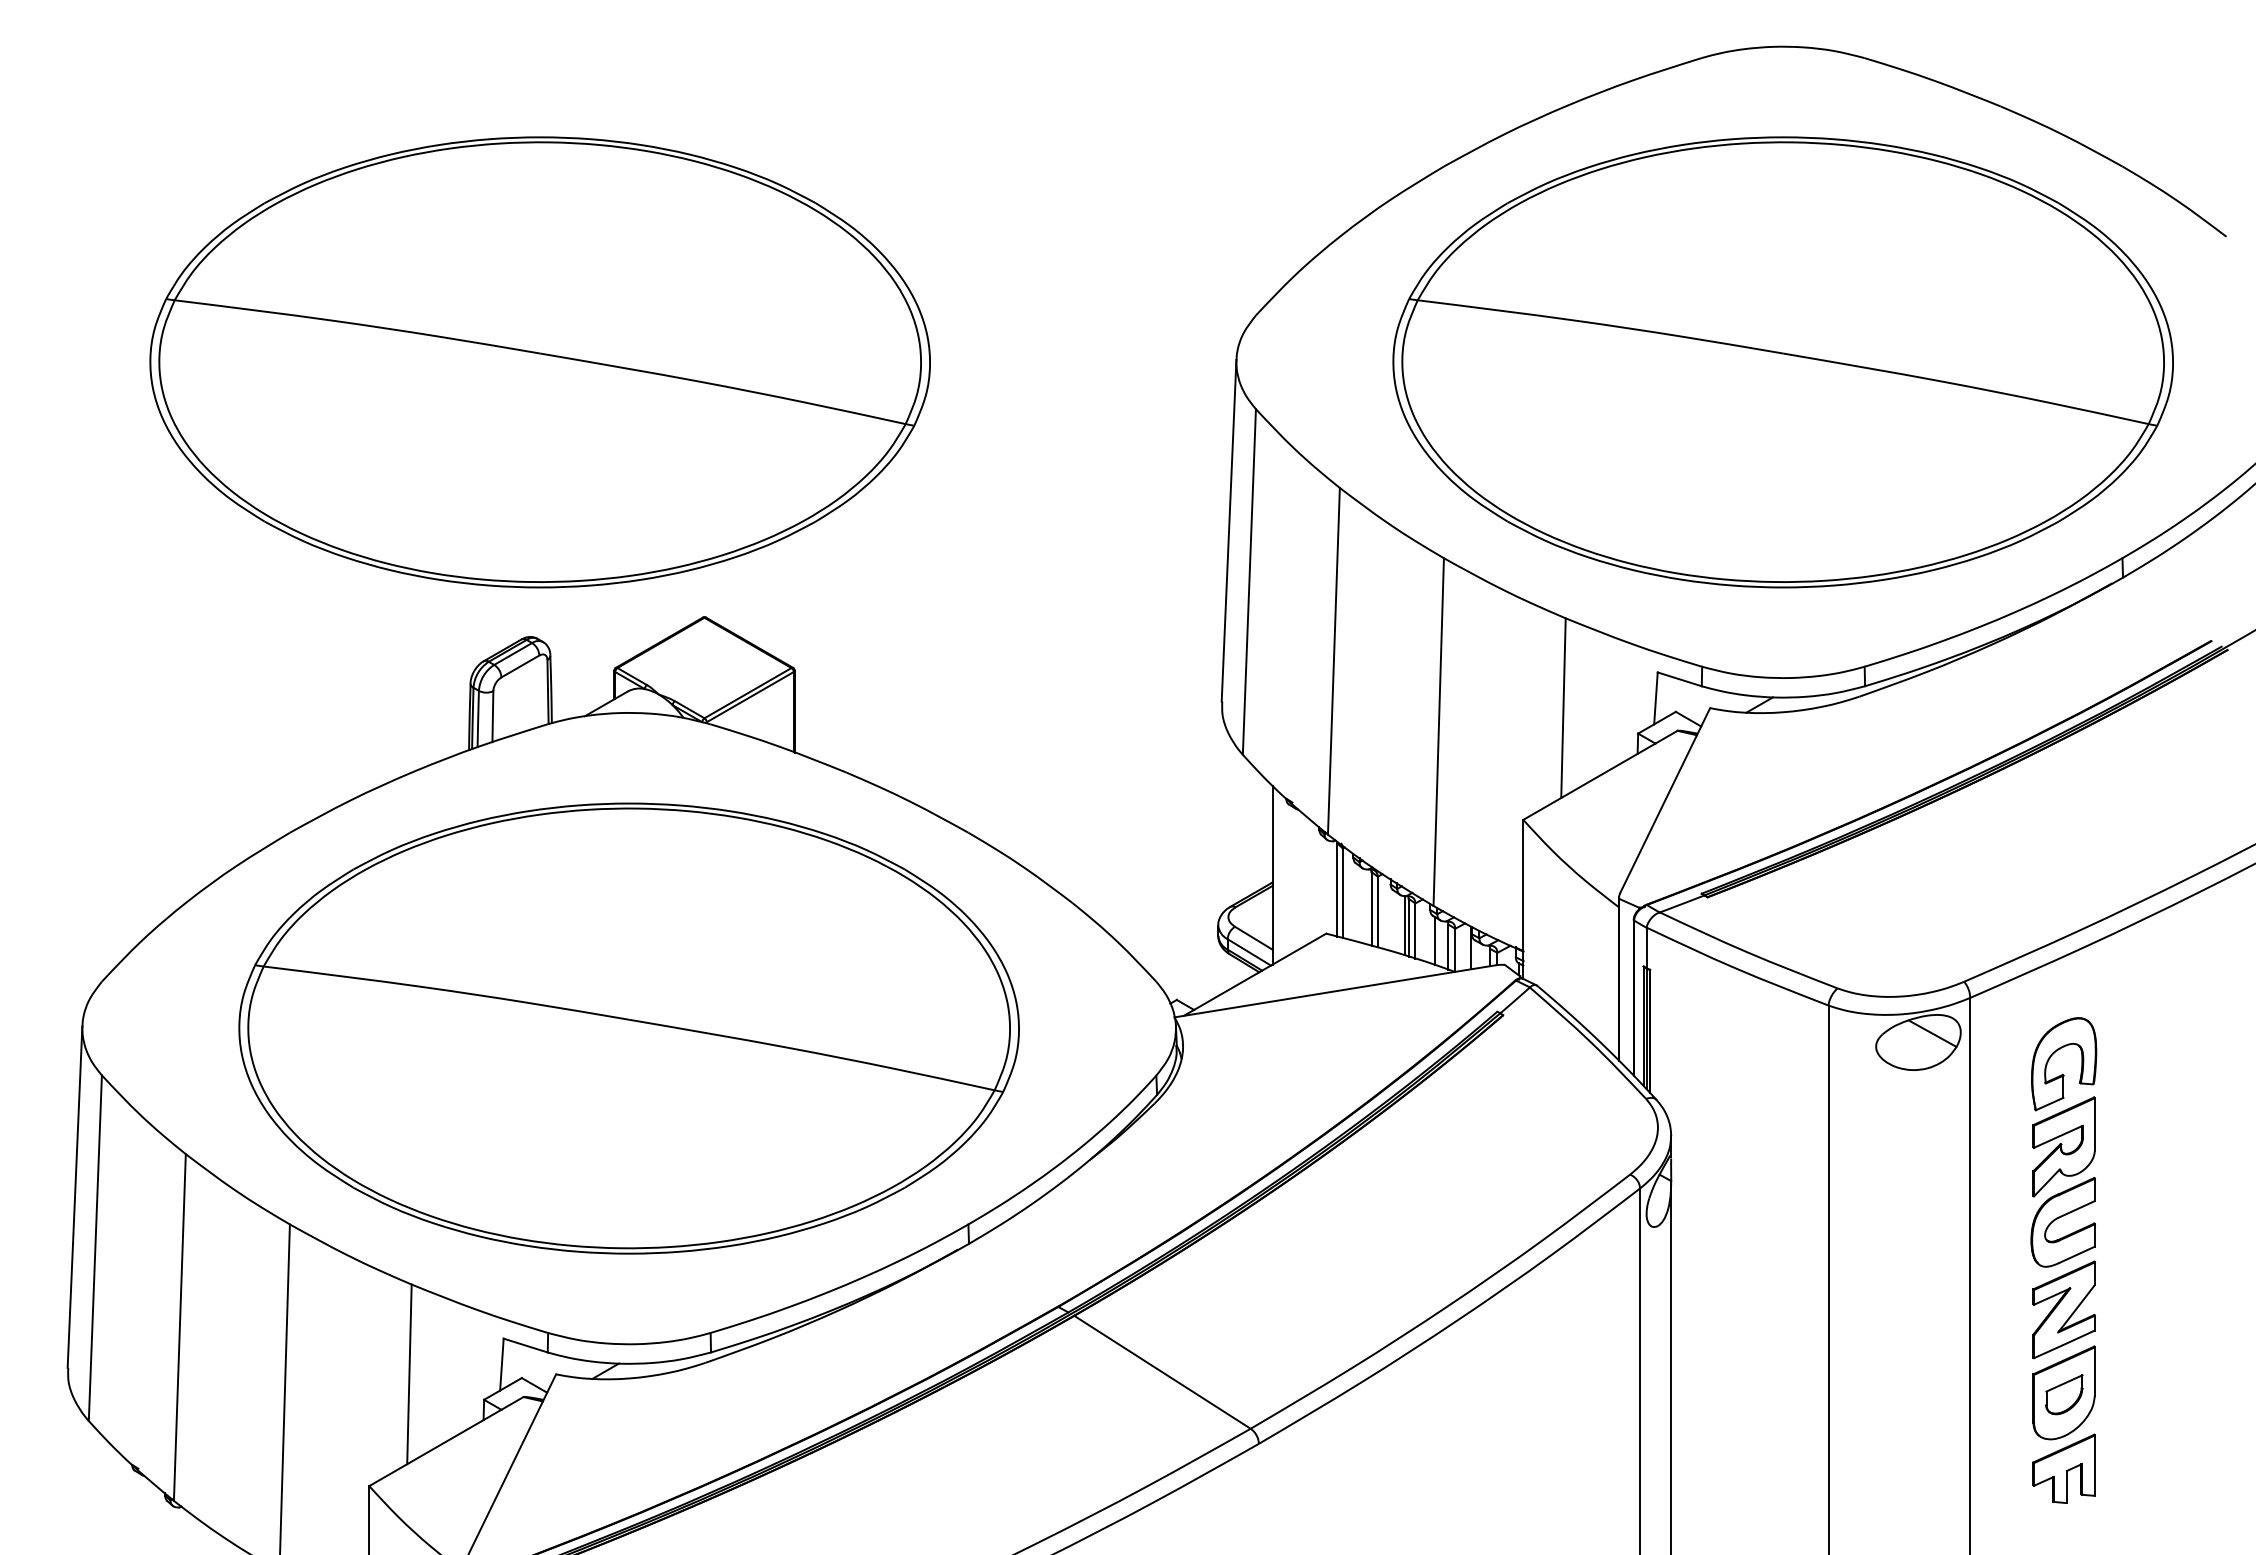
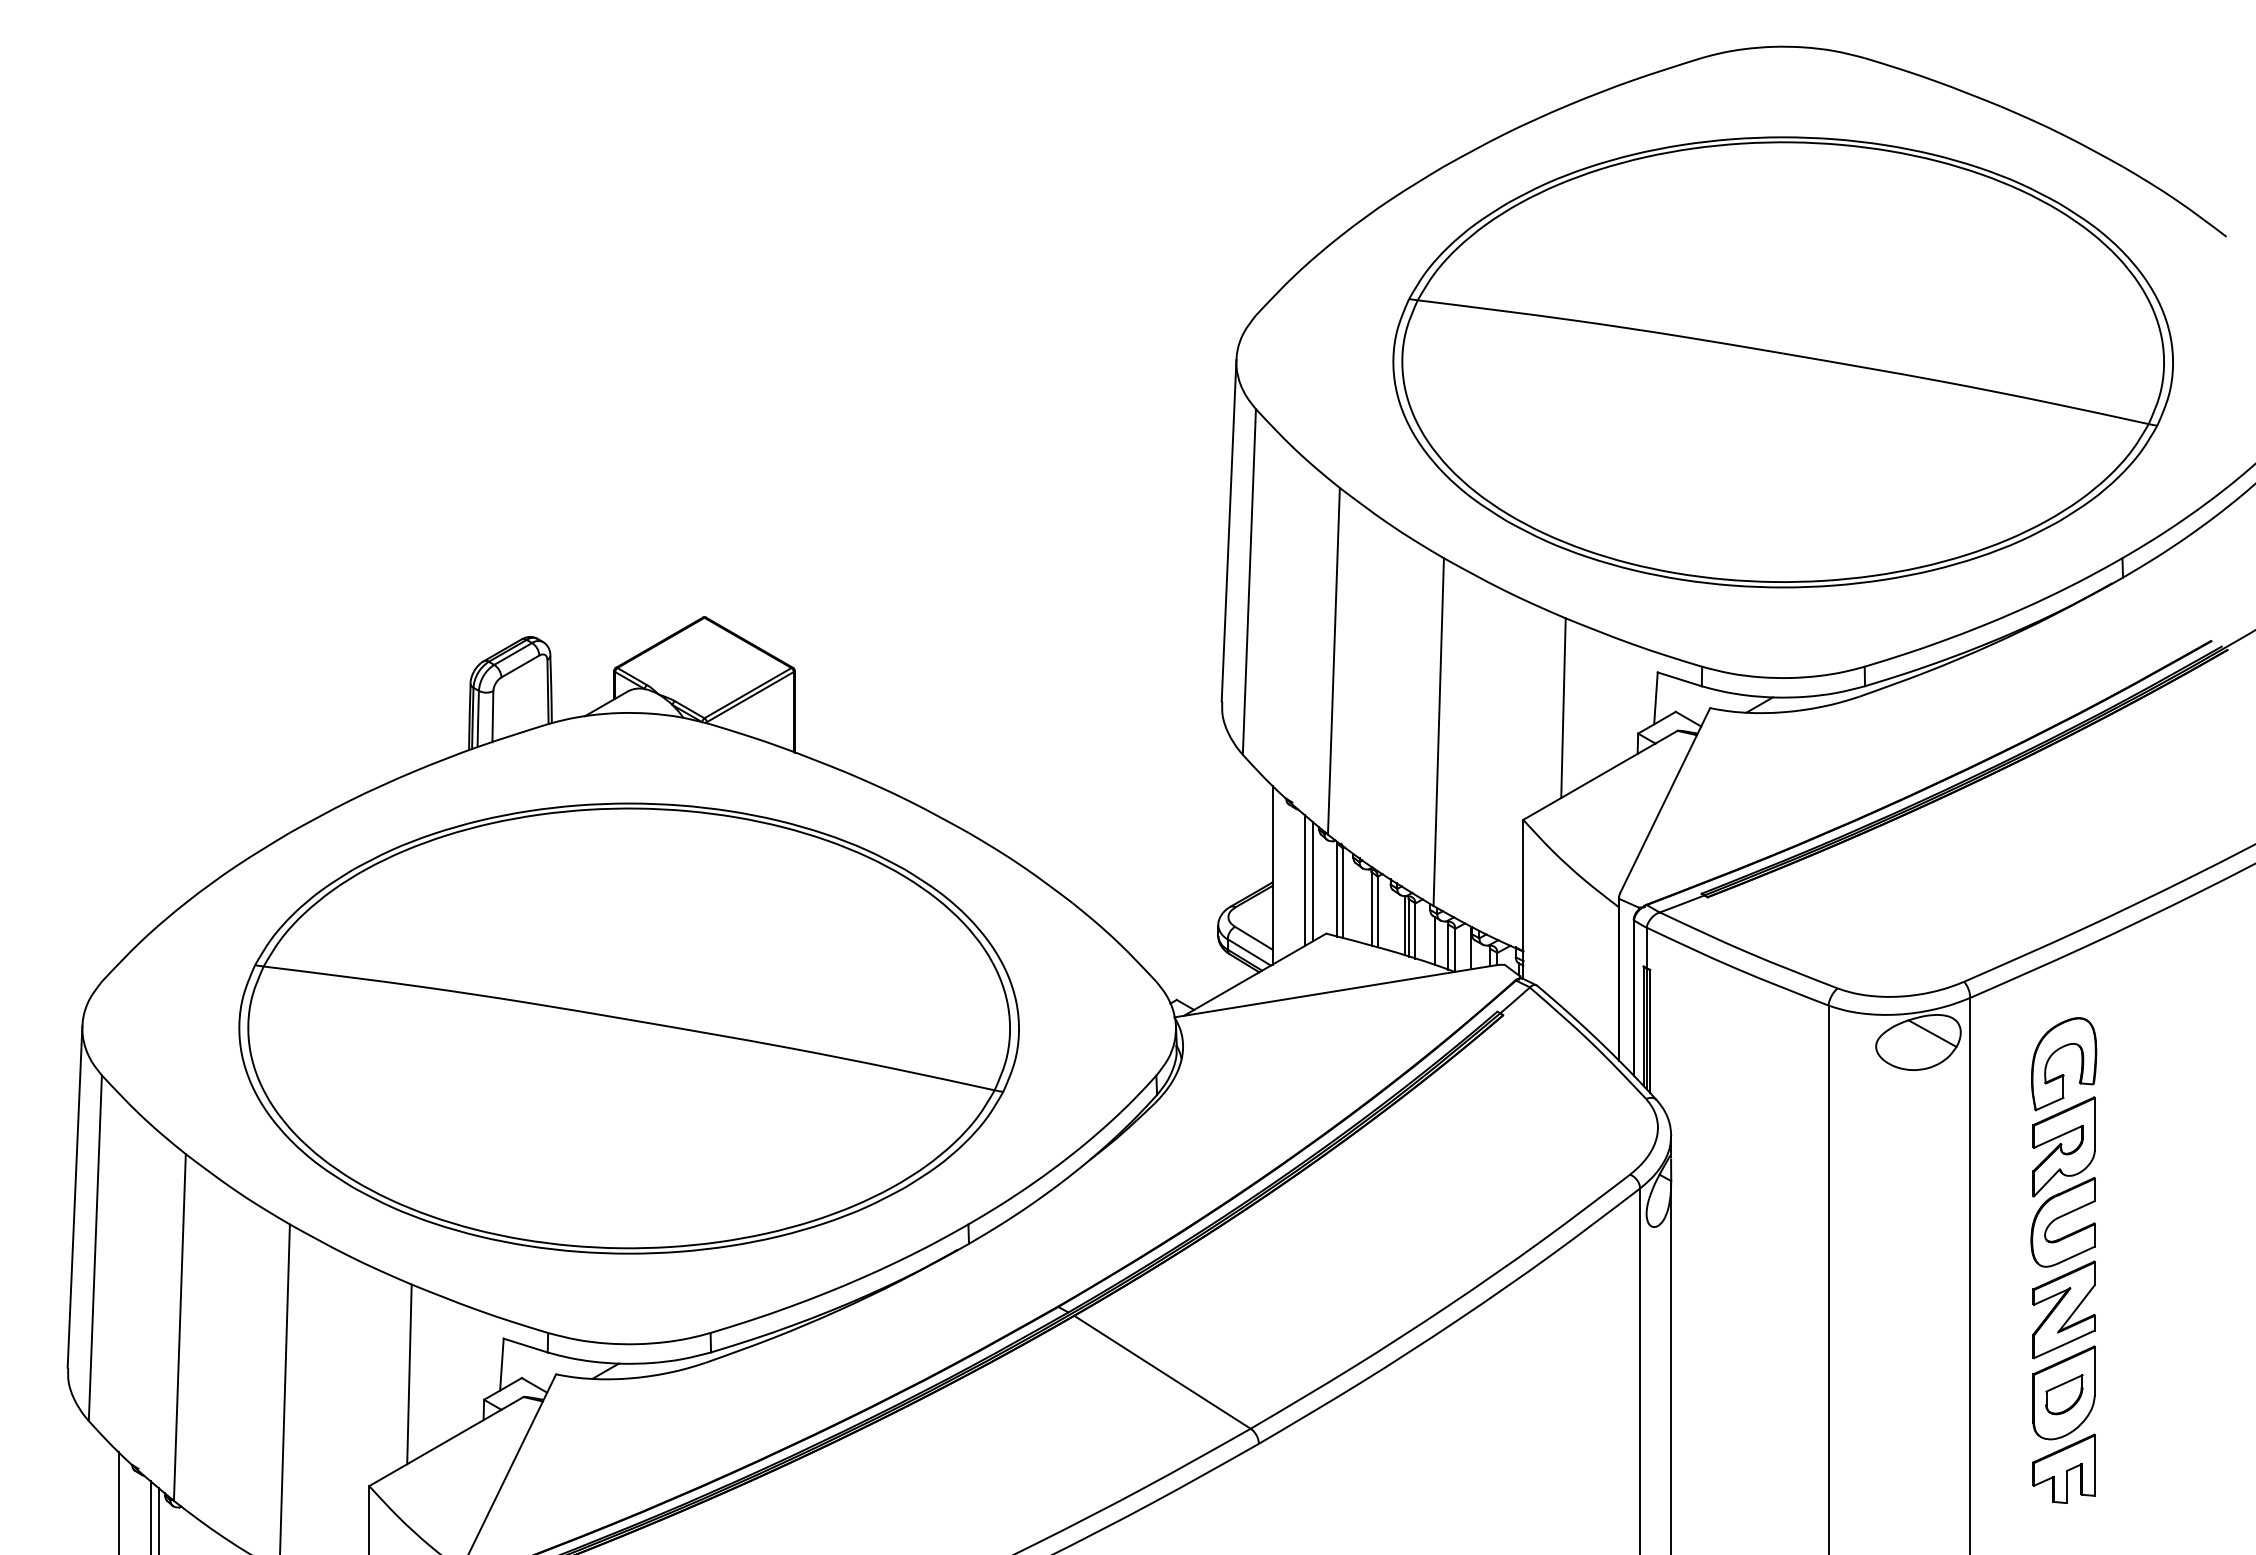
part: present -> none (539, 362)
line: none -> present (1304, 879)
line: none -> present (1312, 881)
line: none -> present (118, 1501)
line: none -> present (150, 1516)
line: none -> present (158, 1519)
